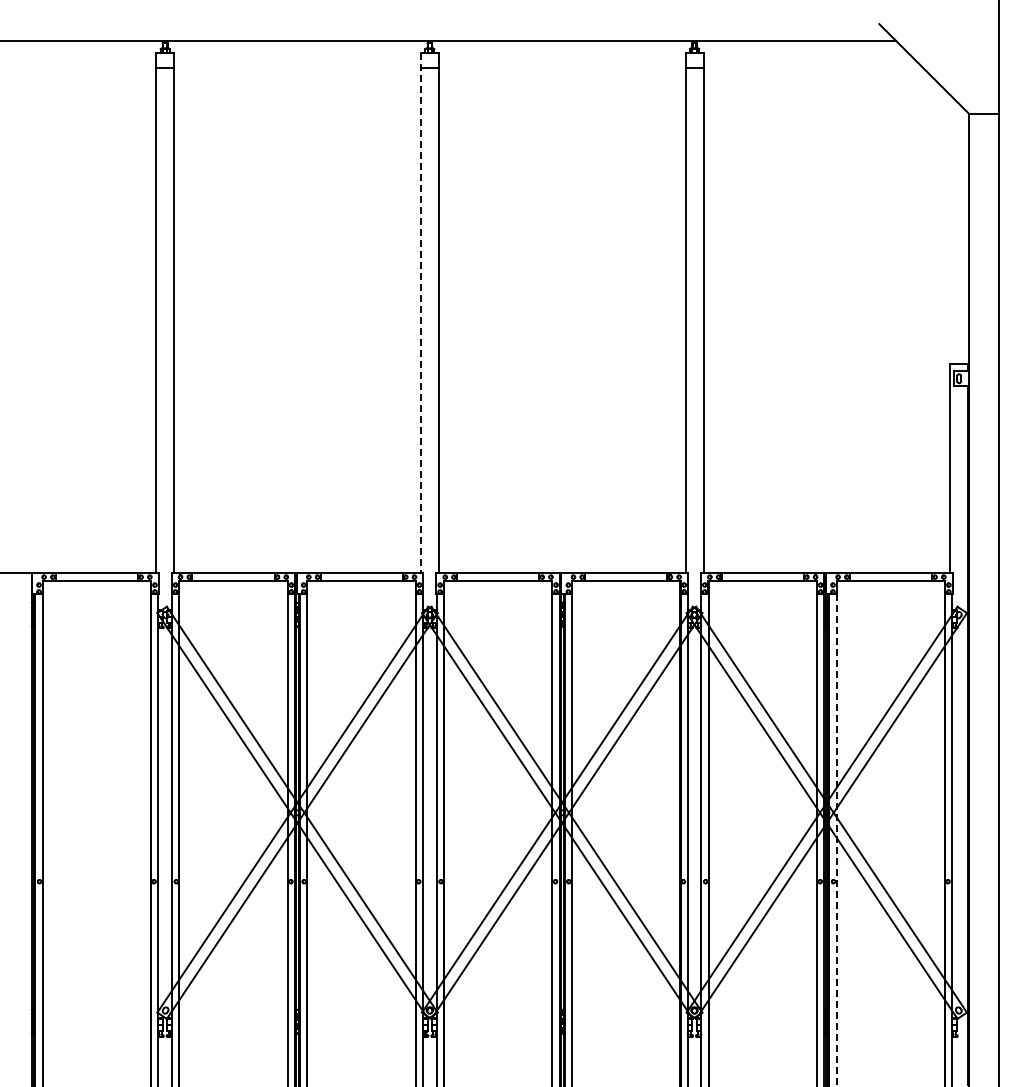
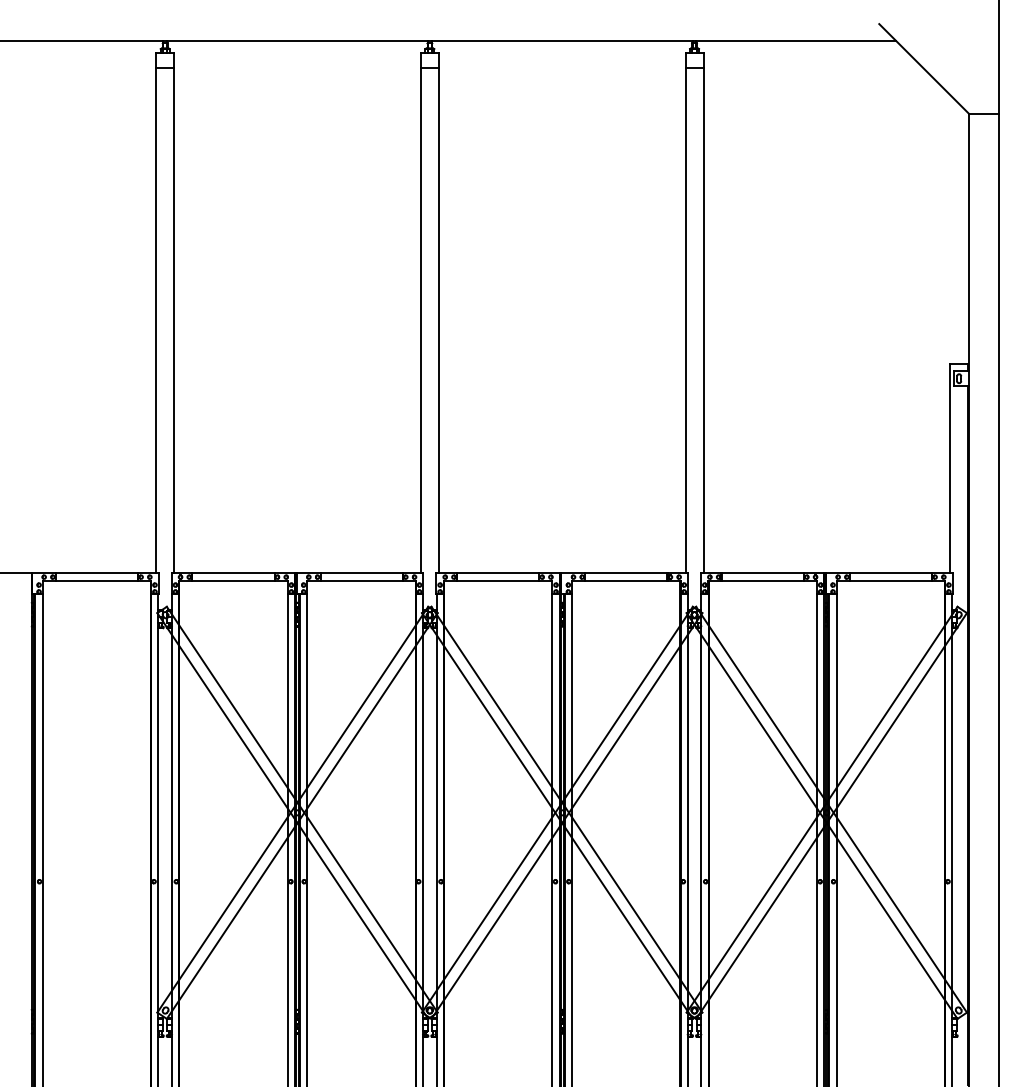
line: dashed -> solid (420, 313)
line: dashed -> solid (836, 840)
